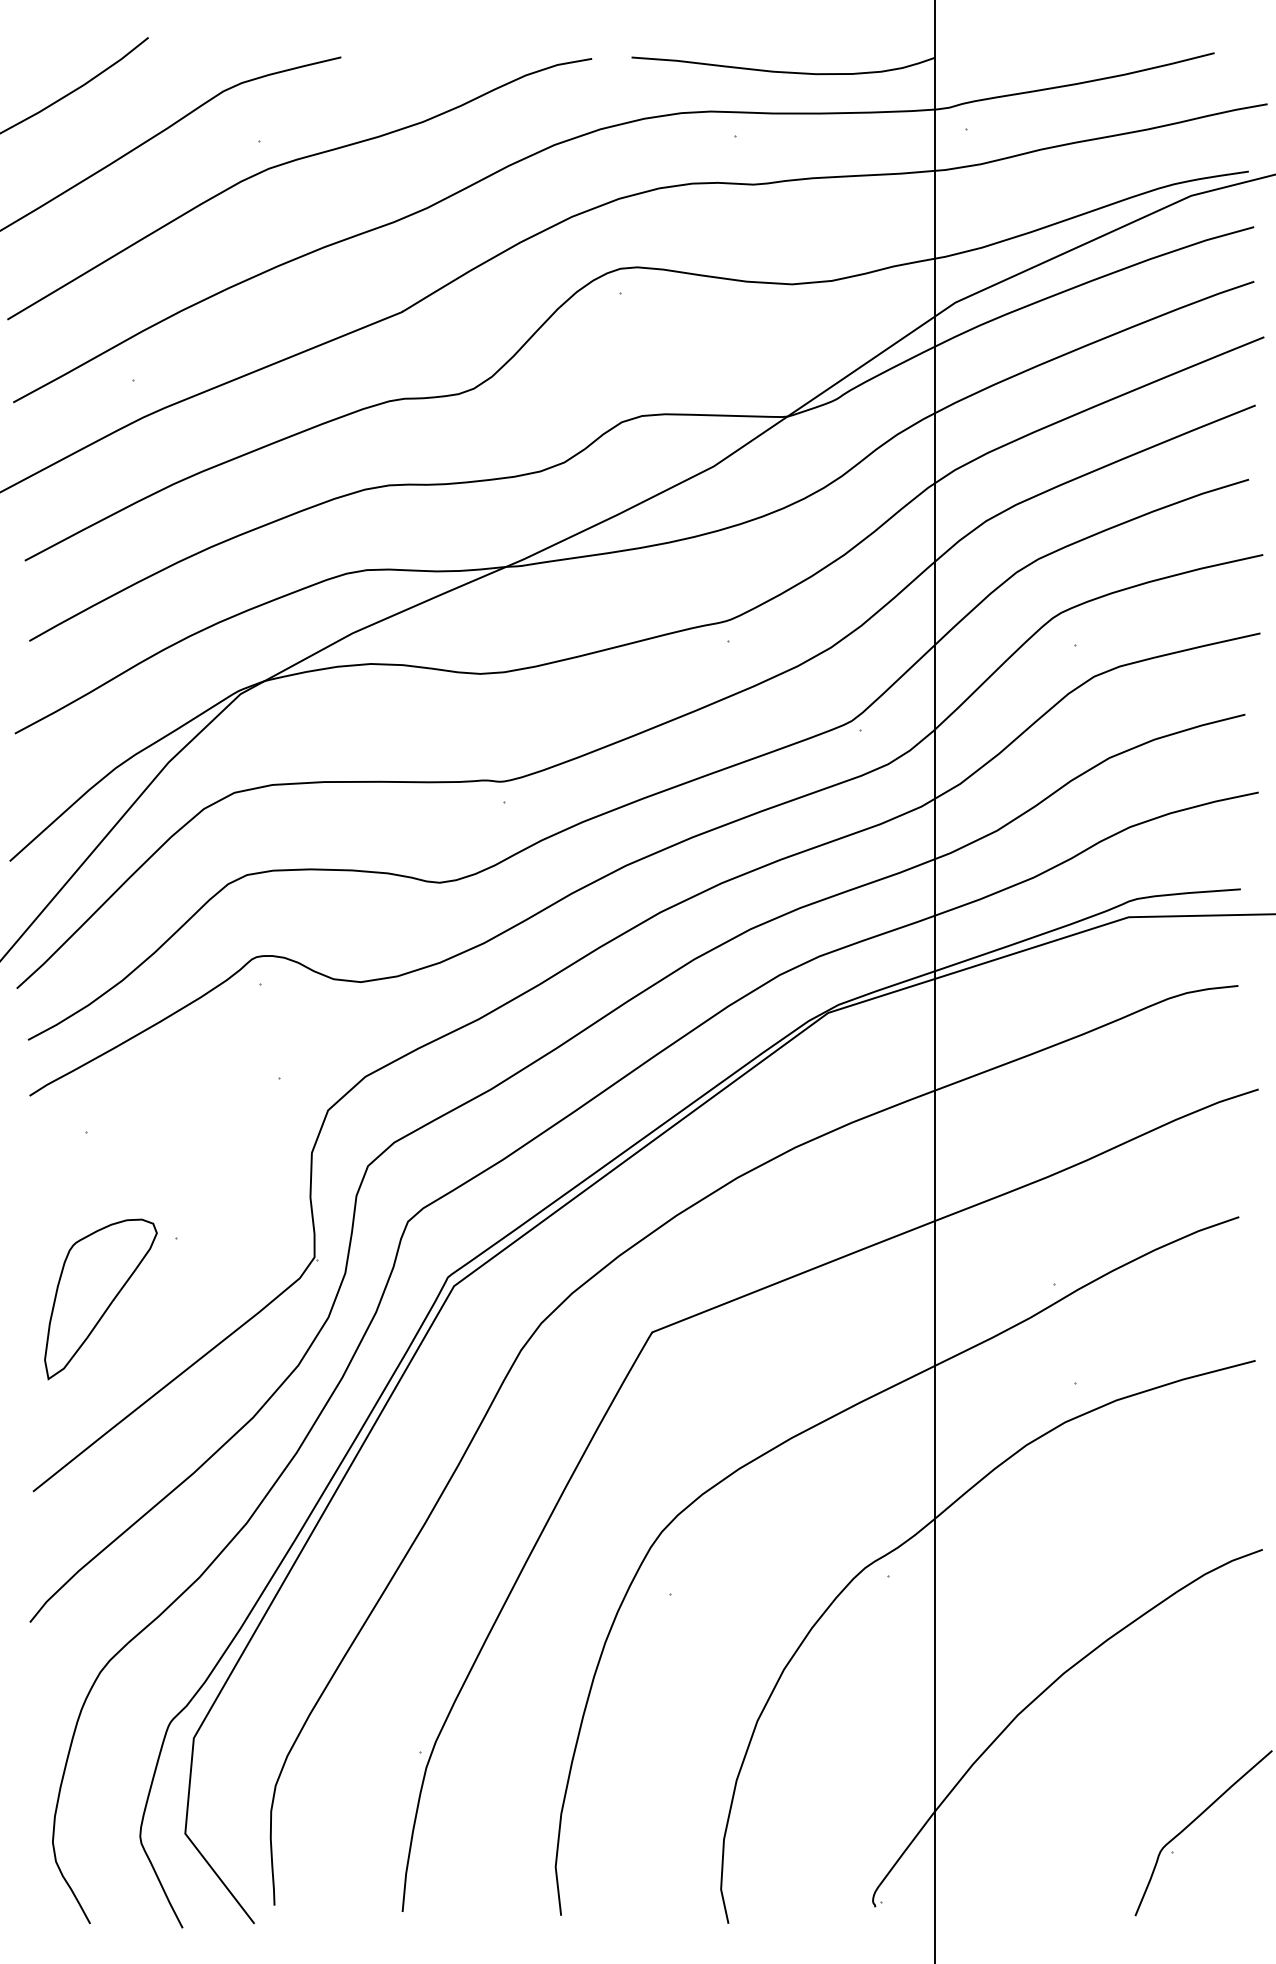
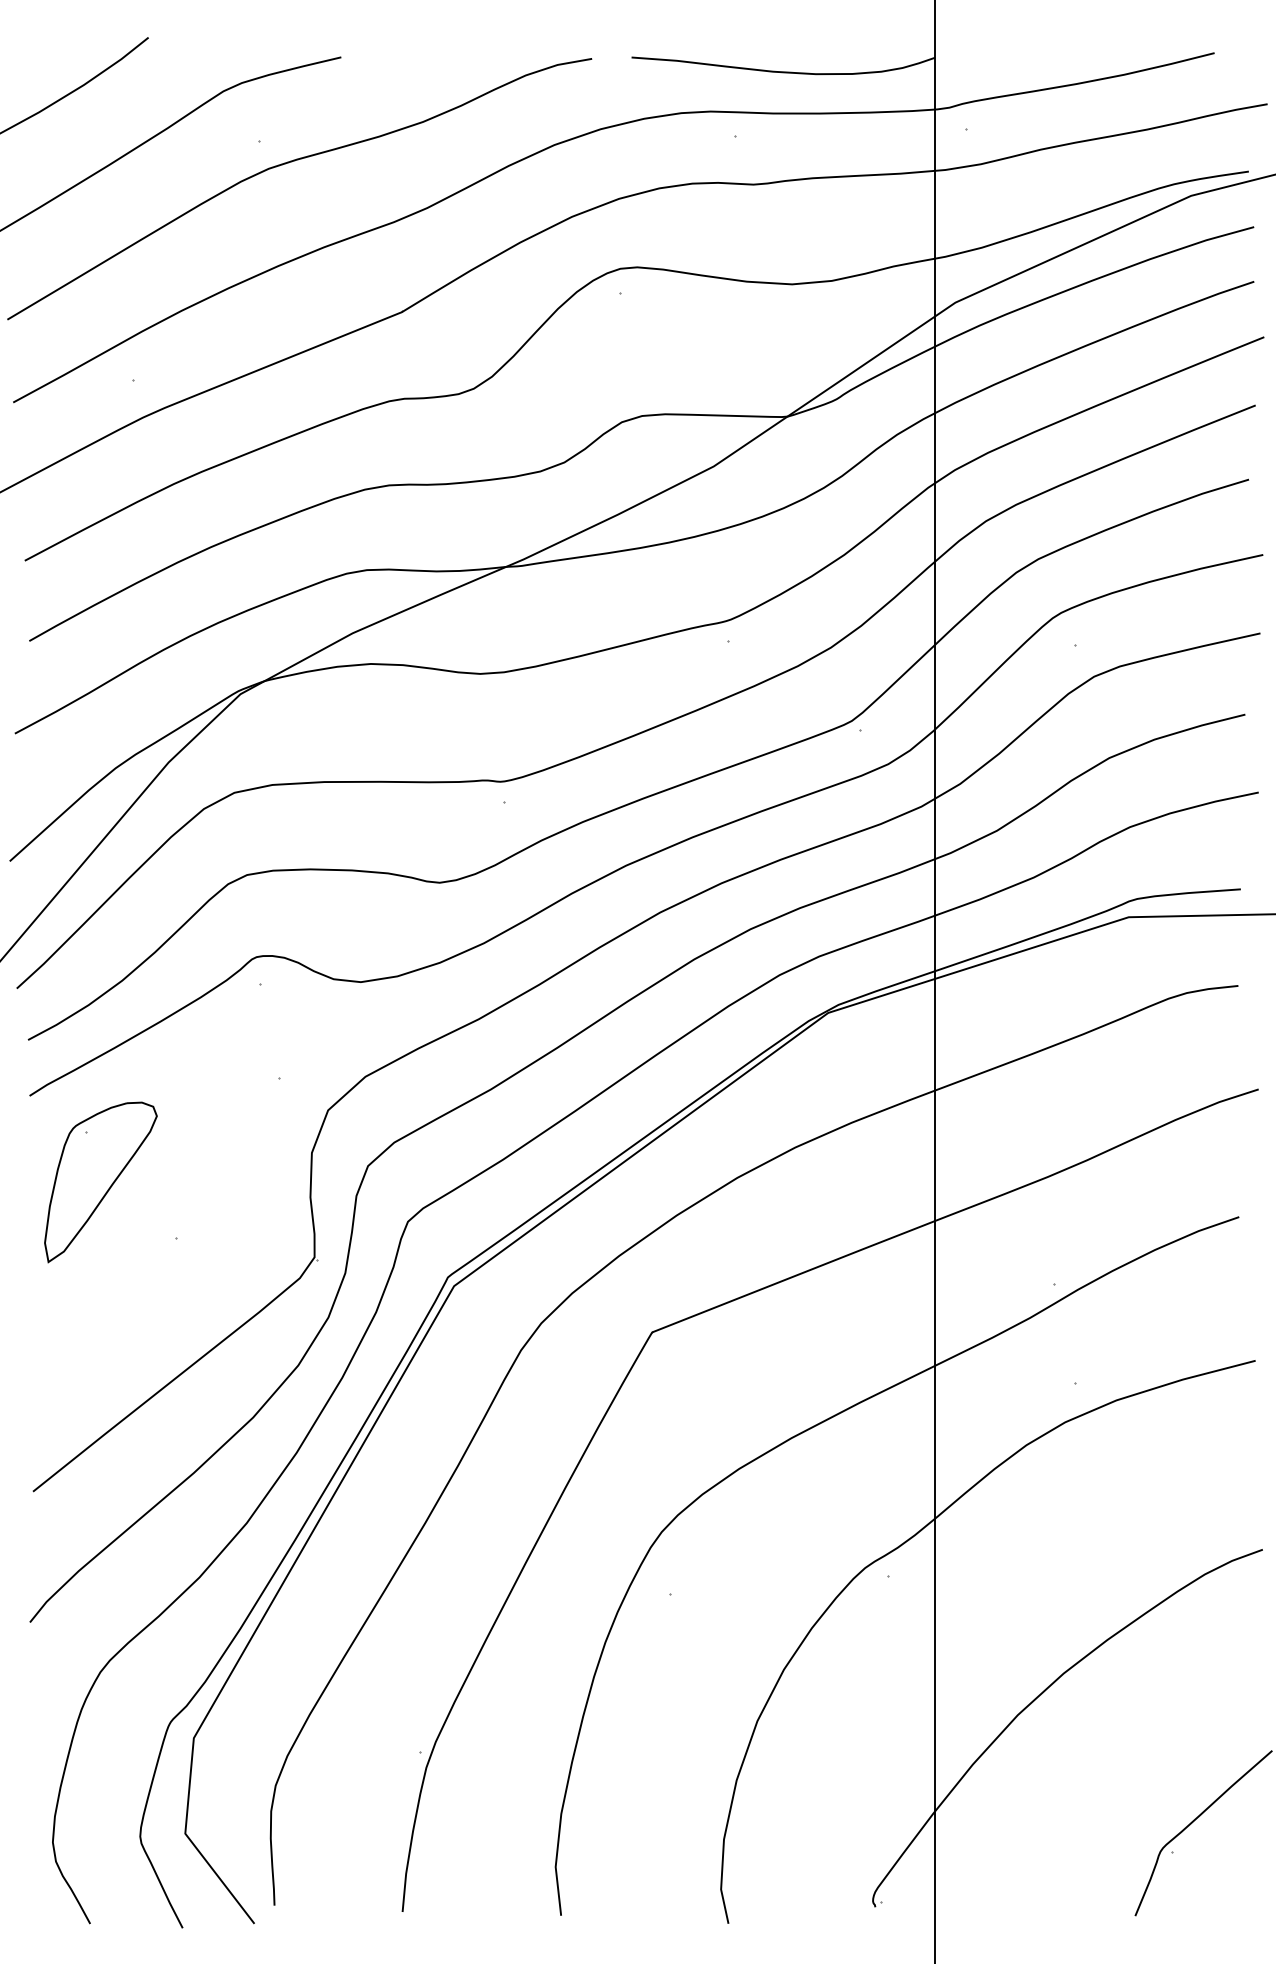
part position: (100, 1299) -> (100, 1182) (100, 1182)
